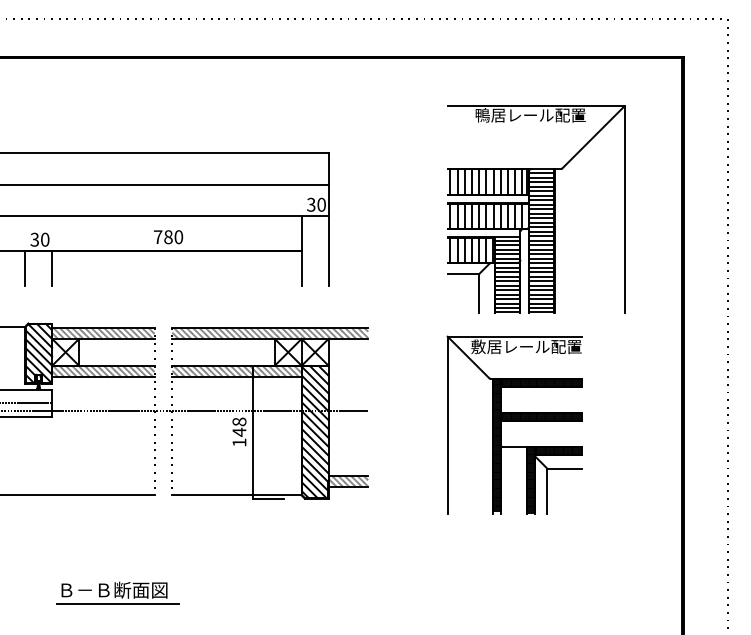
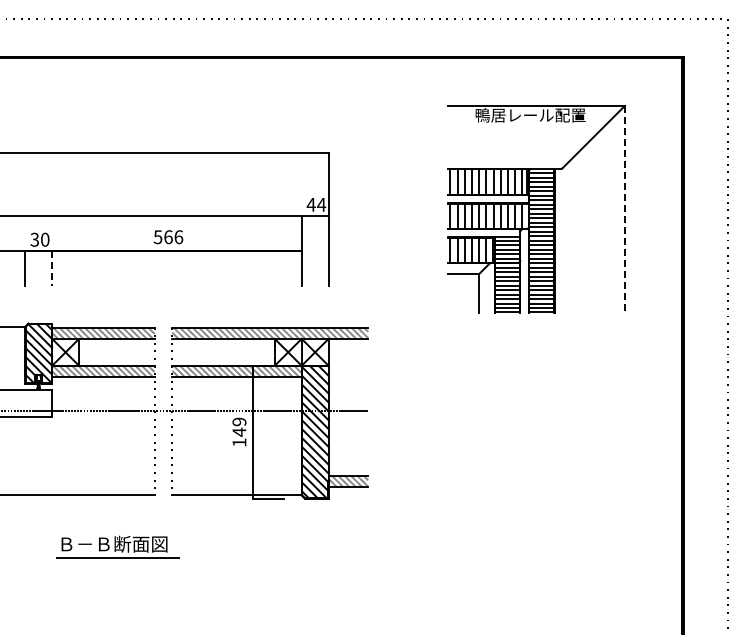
line: present -> none (165, 184)
text: 30 -> 44 (316, 204)
line: solid -> dashed (624, 209)
text: 780 -> 566 (168, 237)
line: solid -> dashed (52, 268)
line: present -> none (27, 403)
text: 148 -> 149 (239, 421)
part: present -> none (514, 424)
part position: (117, 592) -> (117, 546) (117, 546)
